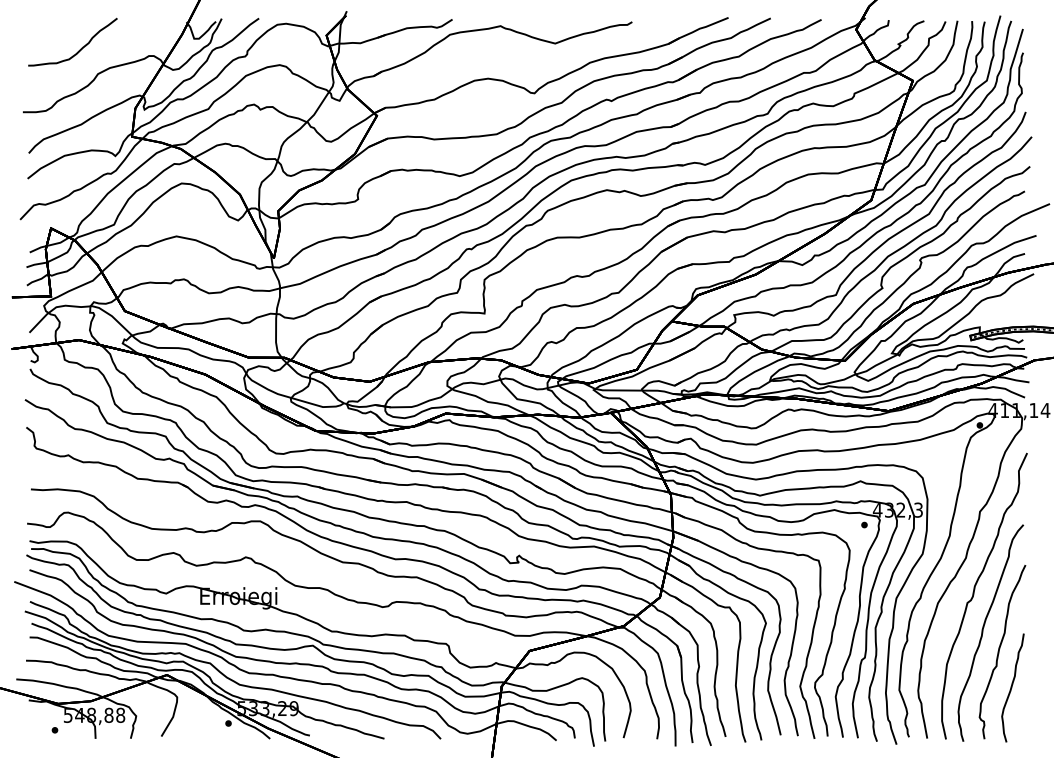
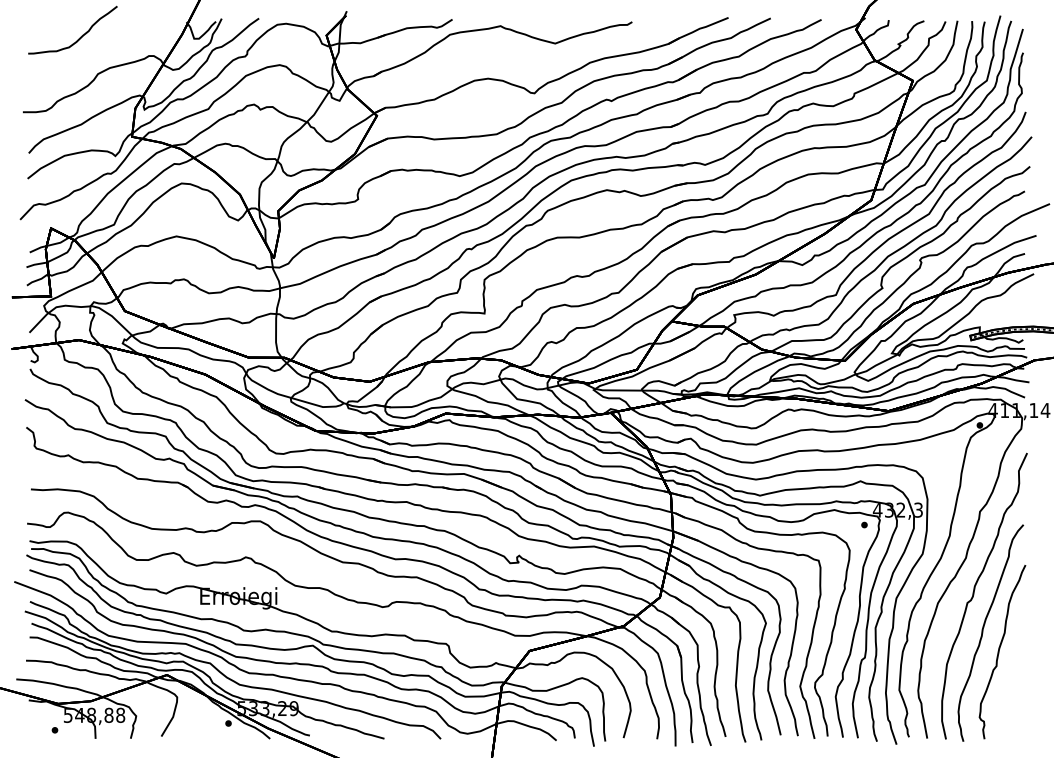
curve position: (80, 48) -> (80, 36) (80, 36)
curve: present -> none (1012, 687)
